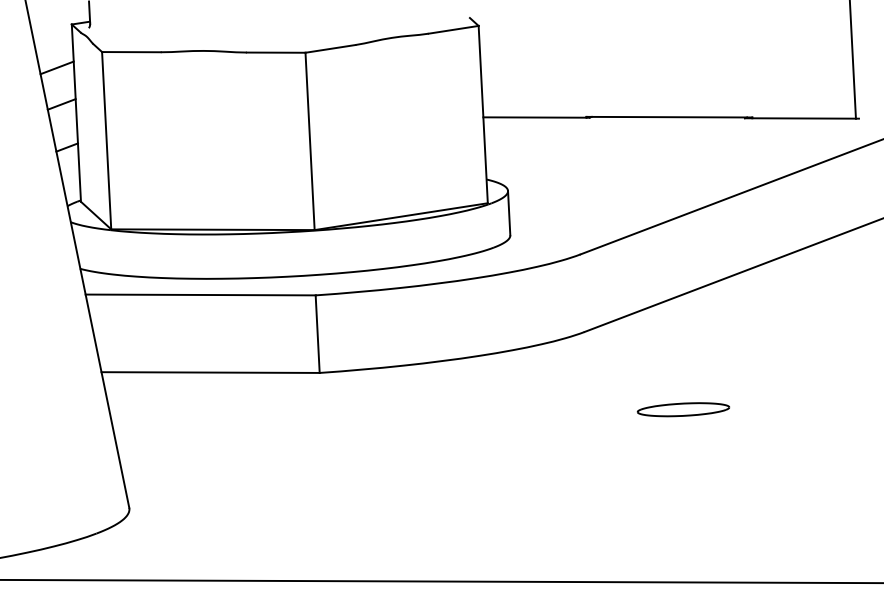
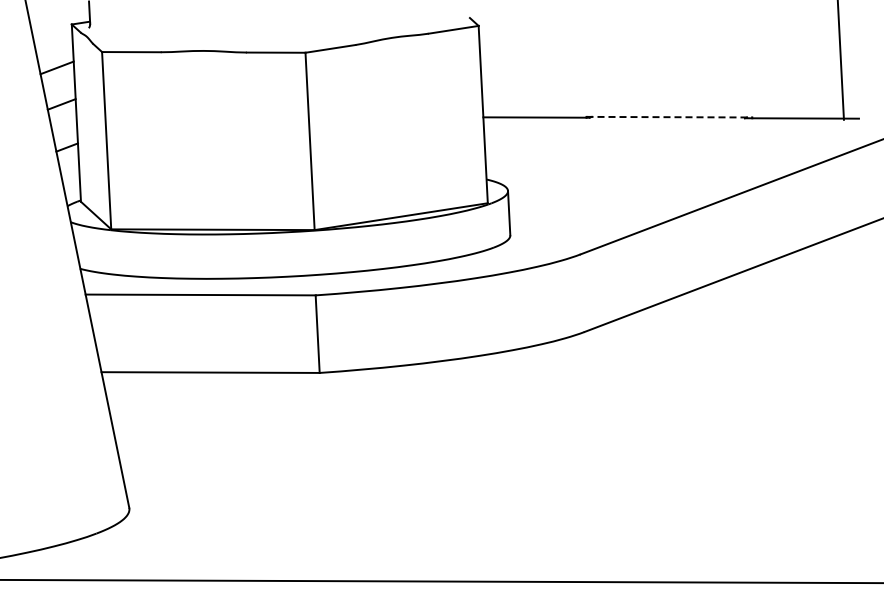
line position: (852, 60) -> (840, 60) (840, 60)
line: solid -> dashed (669, 117)
part: present -> none (683, 409)
